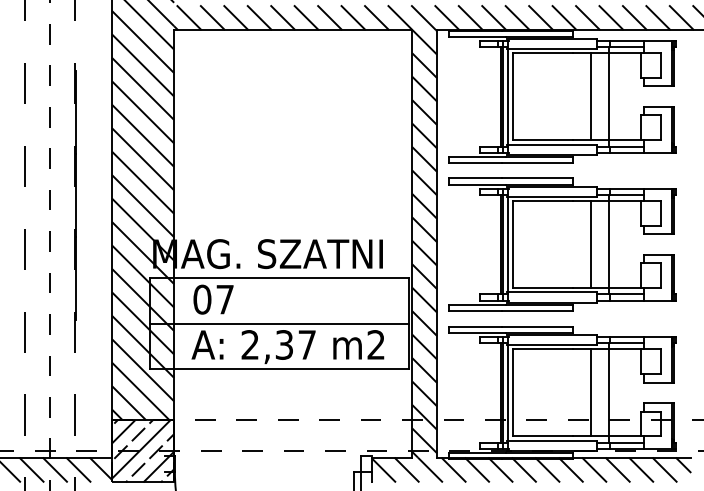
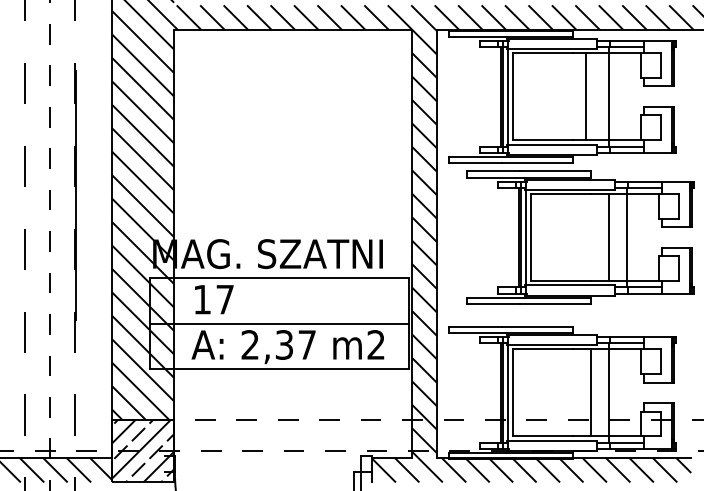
line position: (591, 96) -> (586, 96) (586, 96)
part position: (562, 244) -> (580, 237) (580, 237)
text: 07 -> 17 (202, 299)
